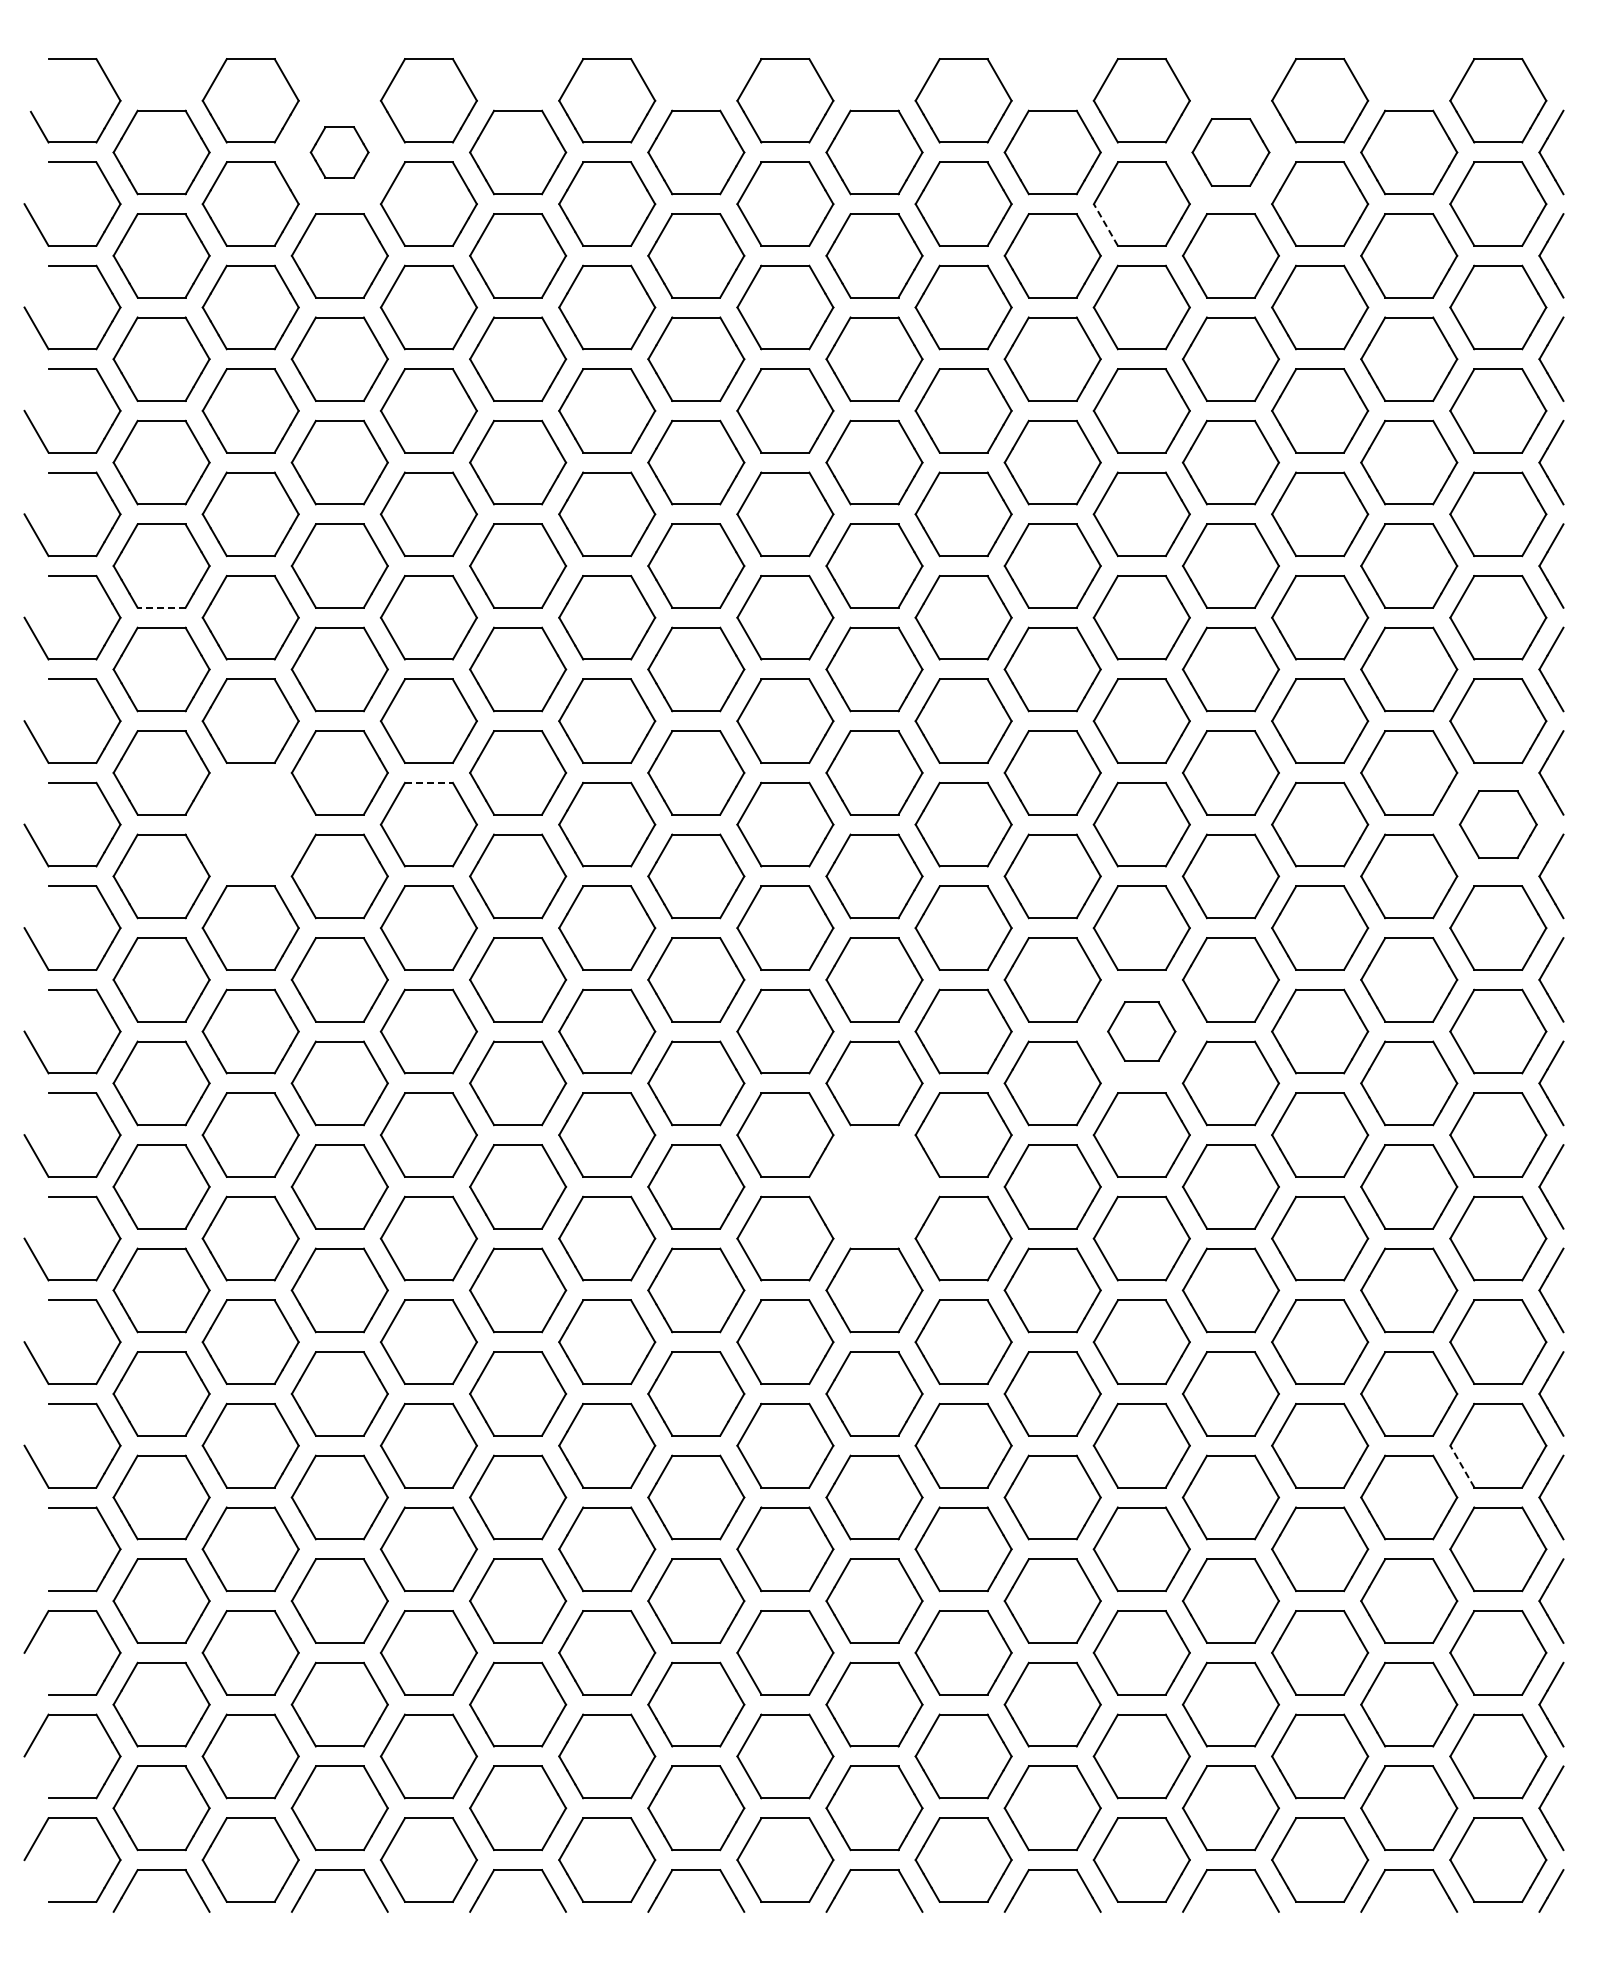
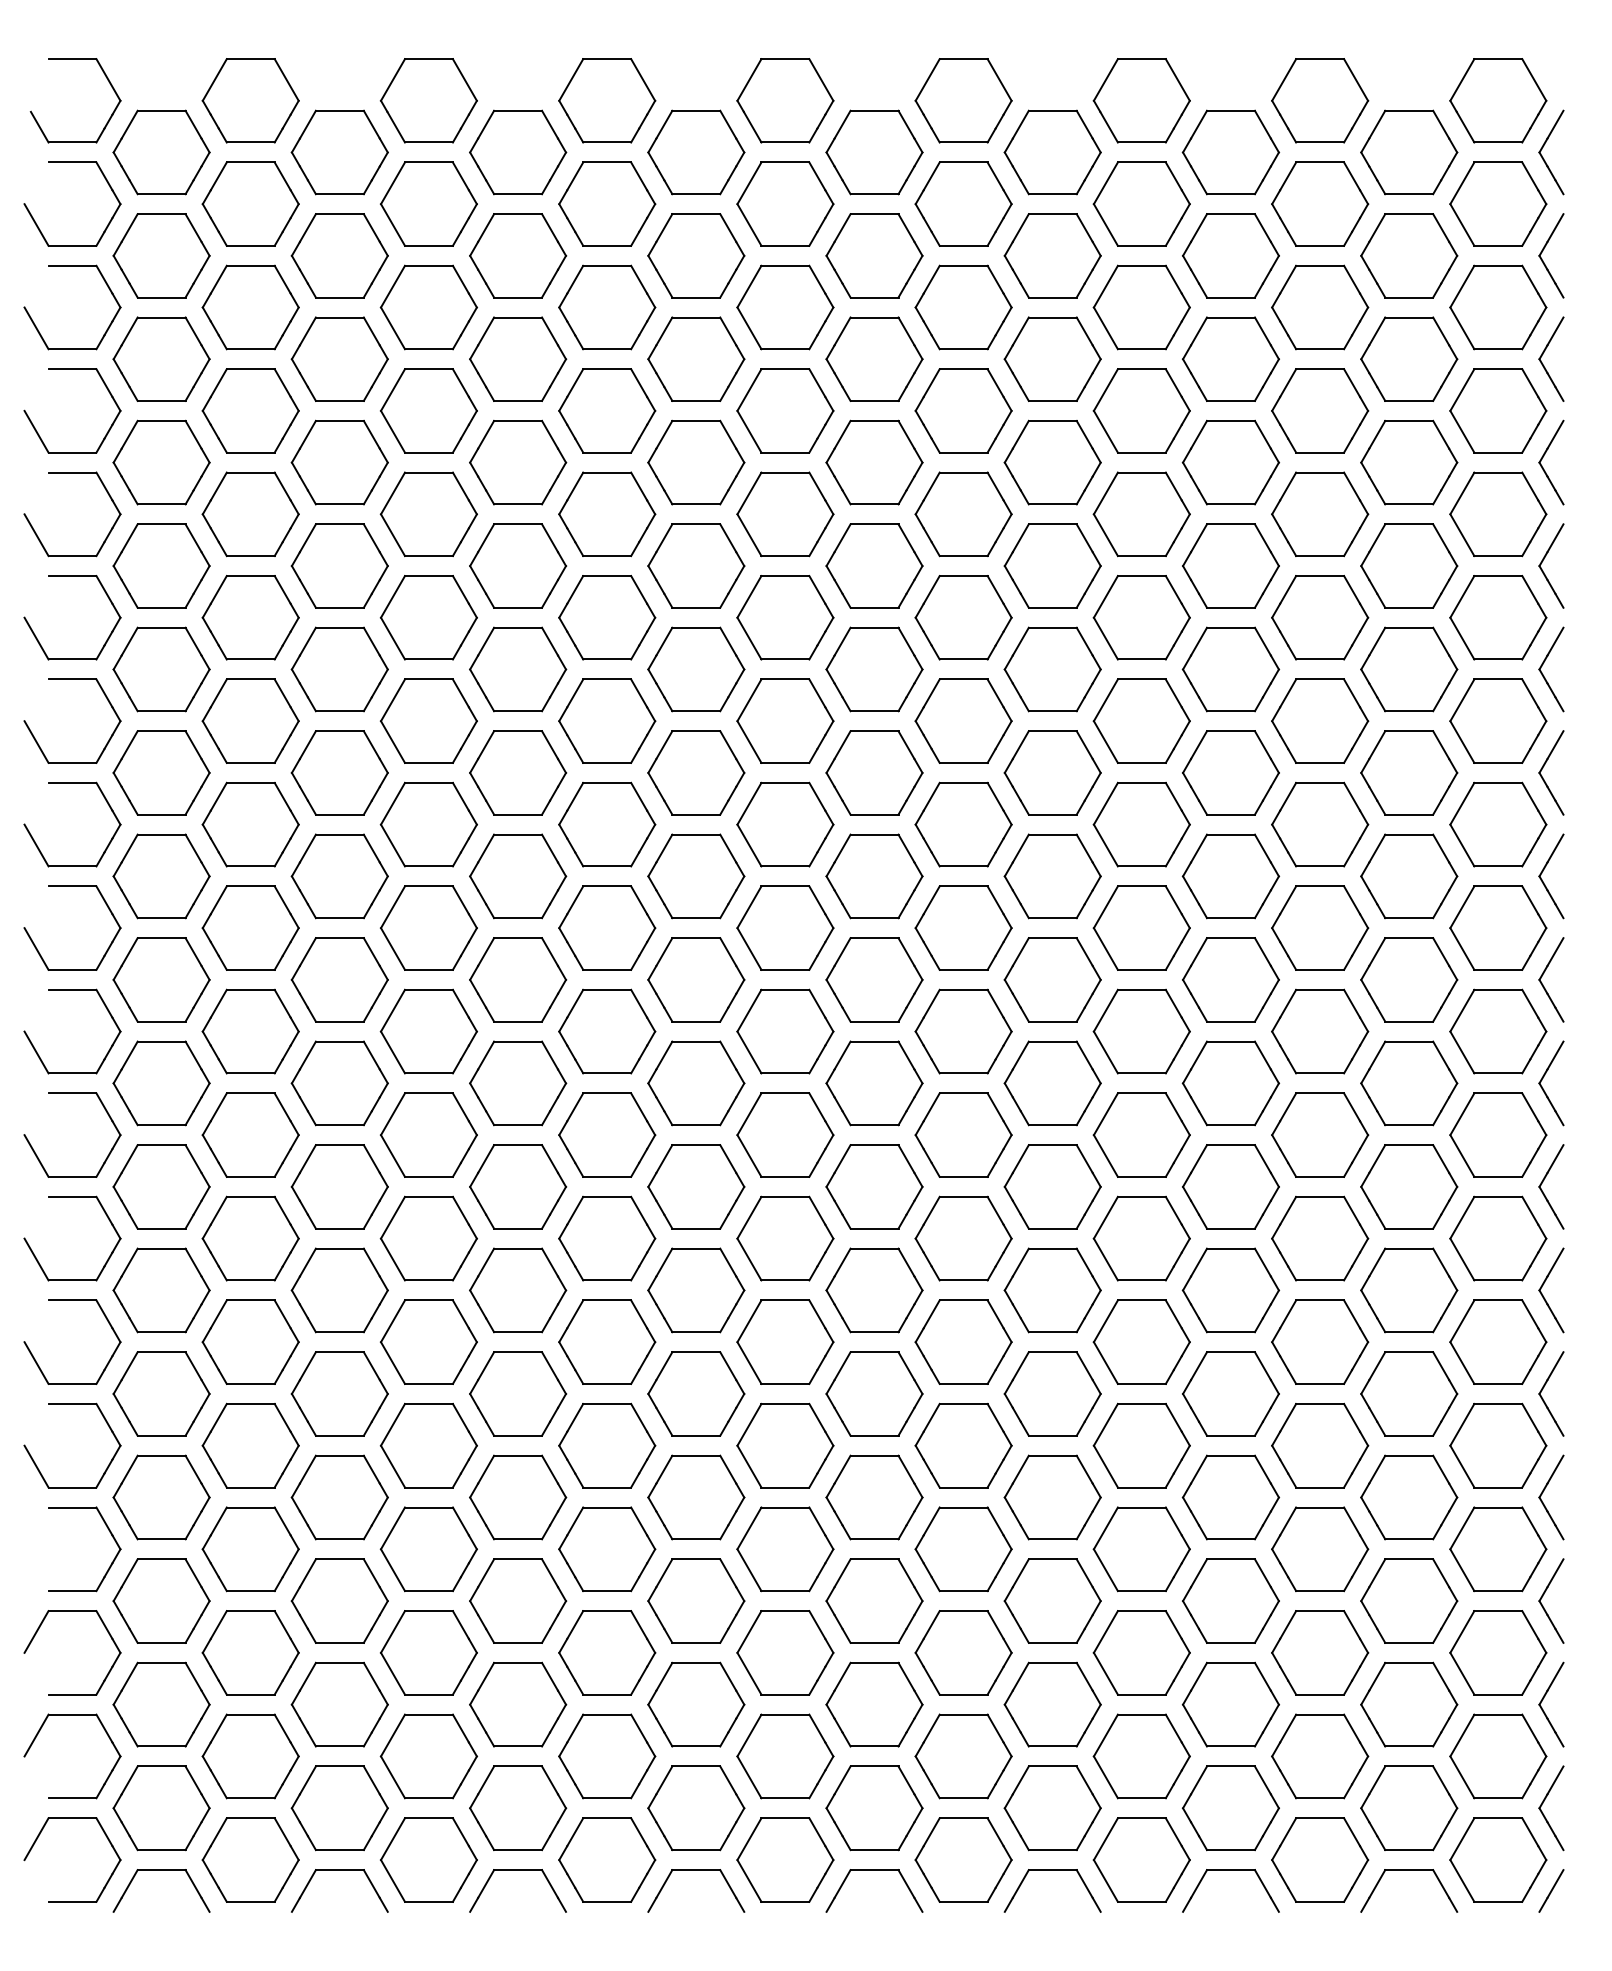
part size: 61x53 px -> 99x87 px (339, 152)
part size: 80x69 px -> 100x87 px (1230, 152)
line: dashed -> solid (1105, 224)
line: dashed -> solid (161, 607)
line: dashed -> solid (428, 782)
part: none -> present (250, 824)
part size: 80x69 px -> 99x87 px (1498, 824)
part size: 70x61 px -> 99x87 px (1141, 1031)
part: none -> present (874, 1186)
line: dashed -> solid (1462, 1466)
